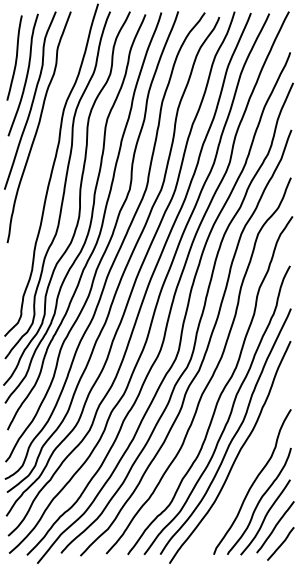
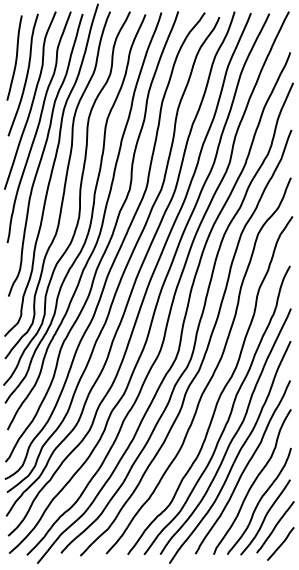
curve: none -> present (43, 155)
curve: none -> present (244, 467)
